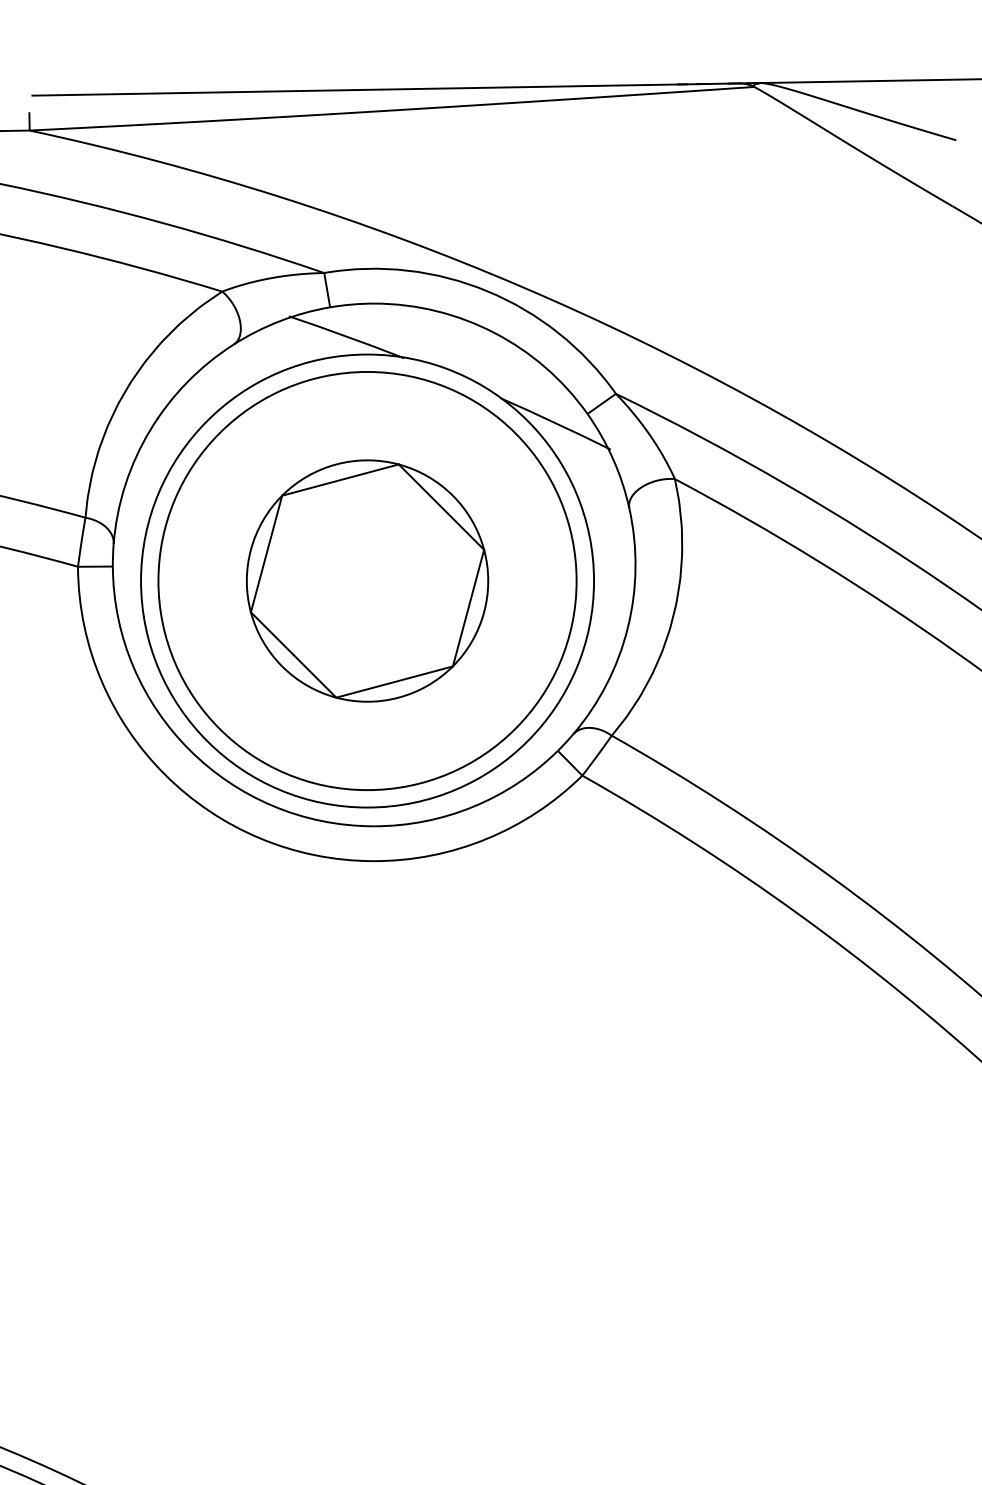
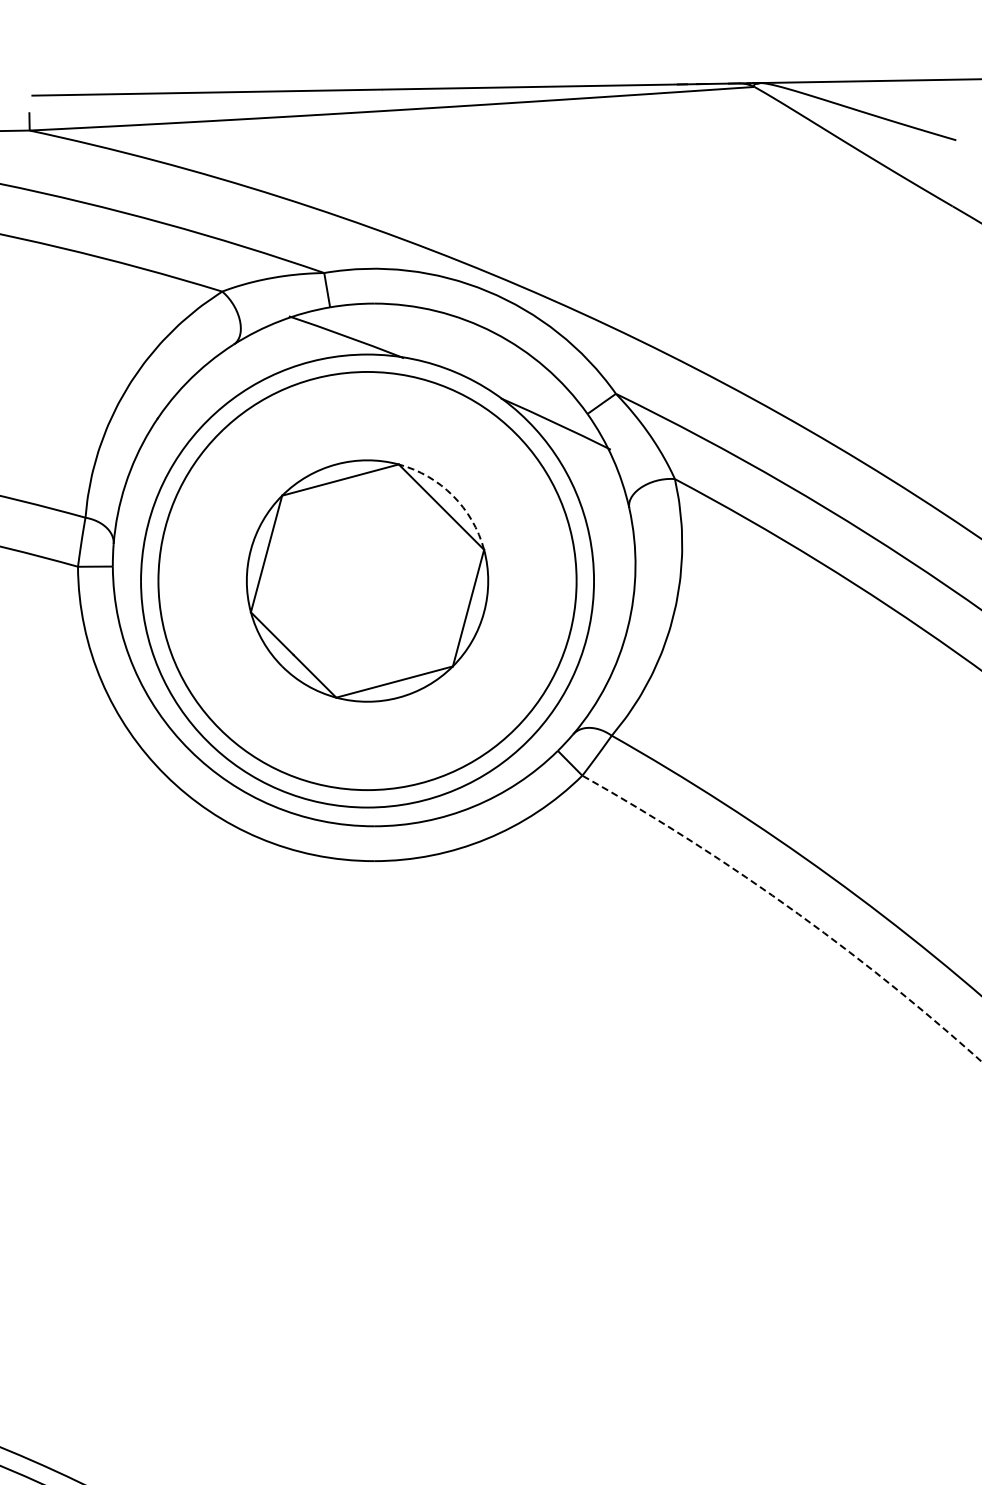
arc: solid -> dashed (452, 495)
arc: solid -> dashed (789, 907)
